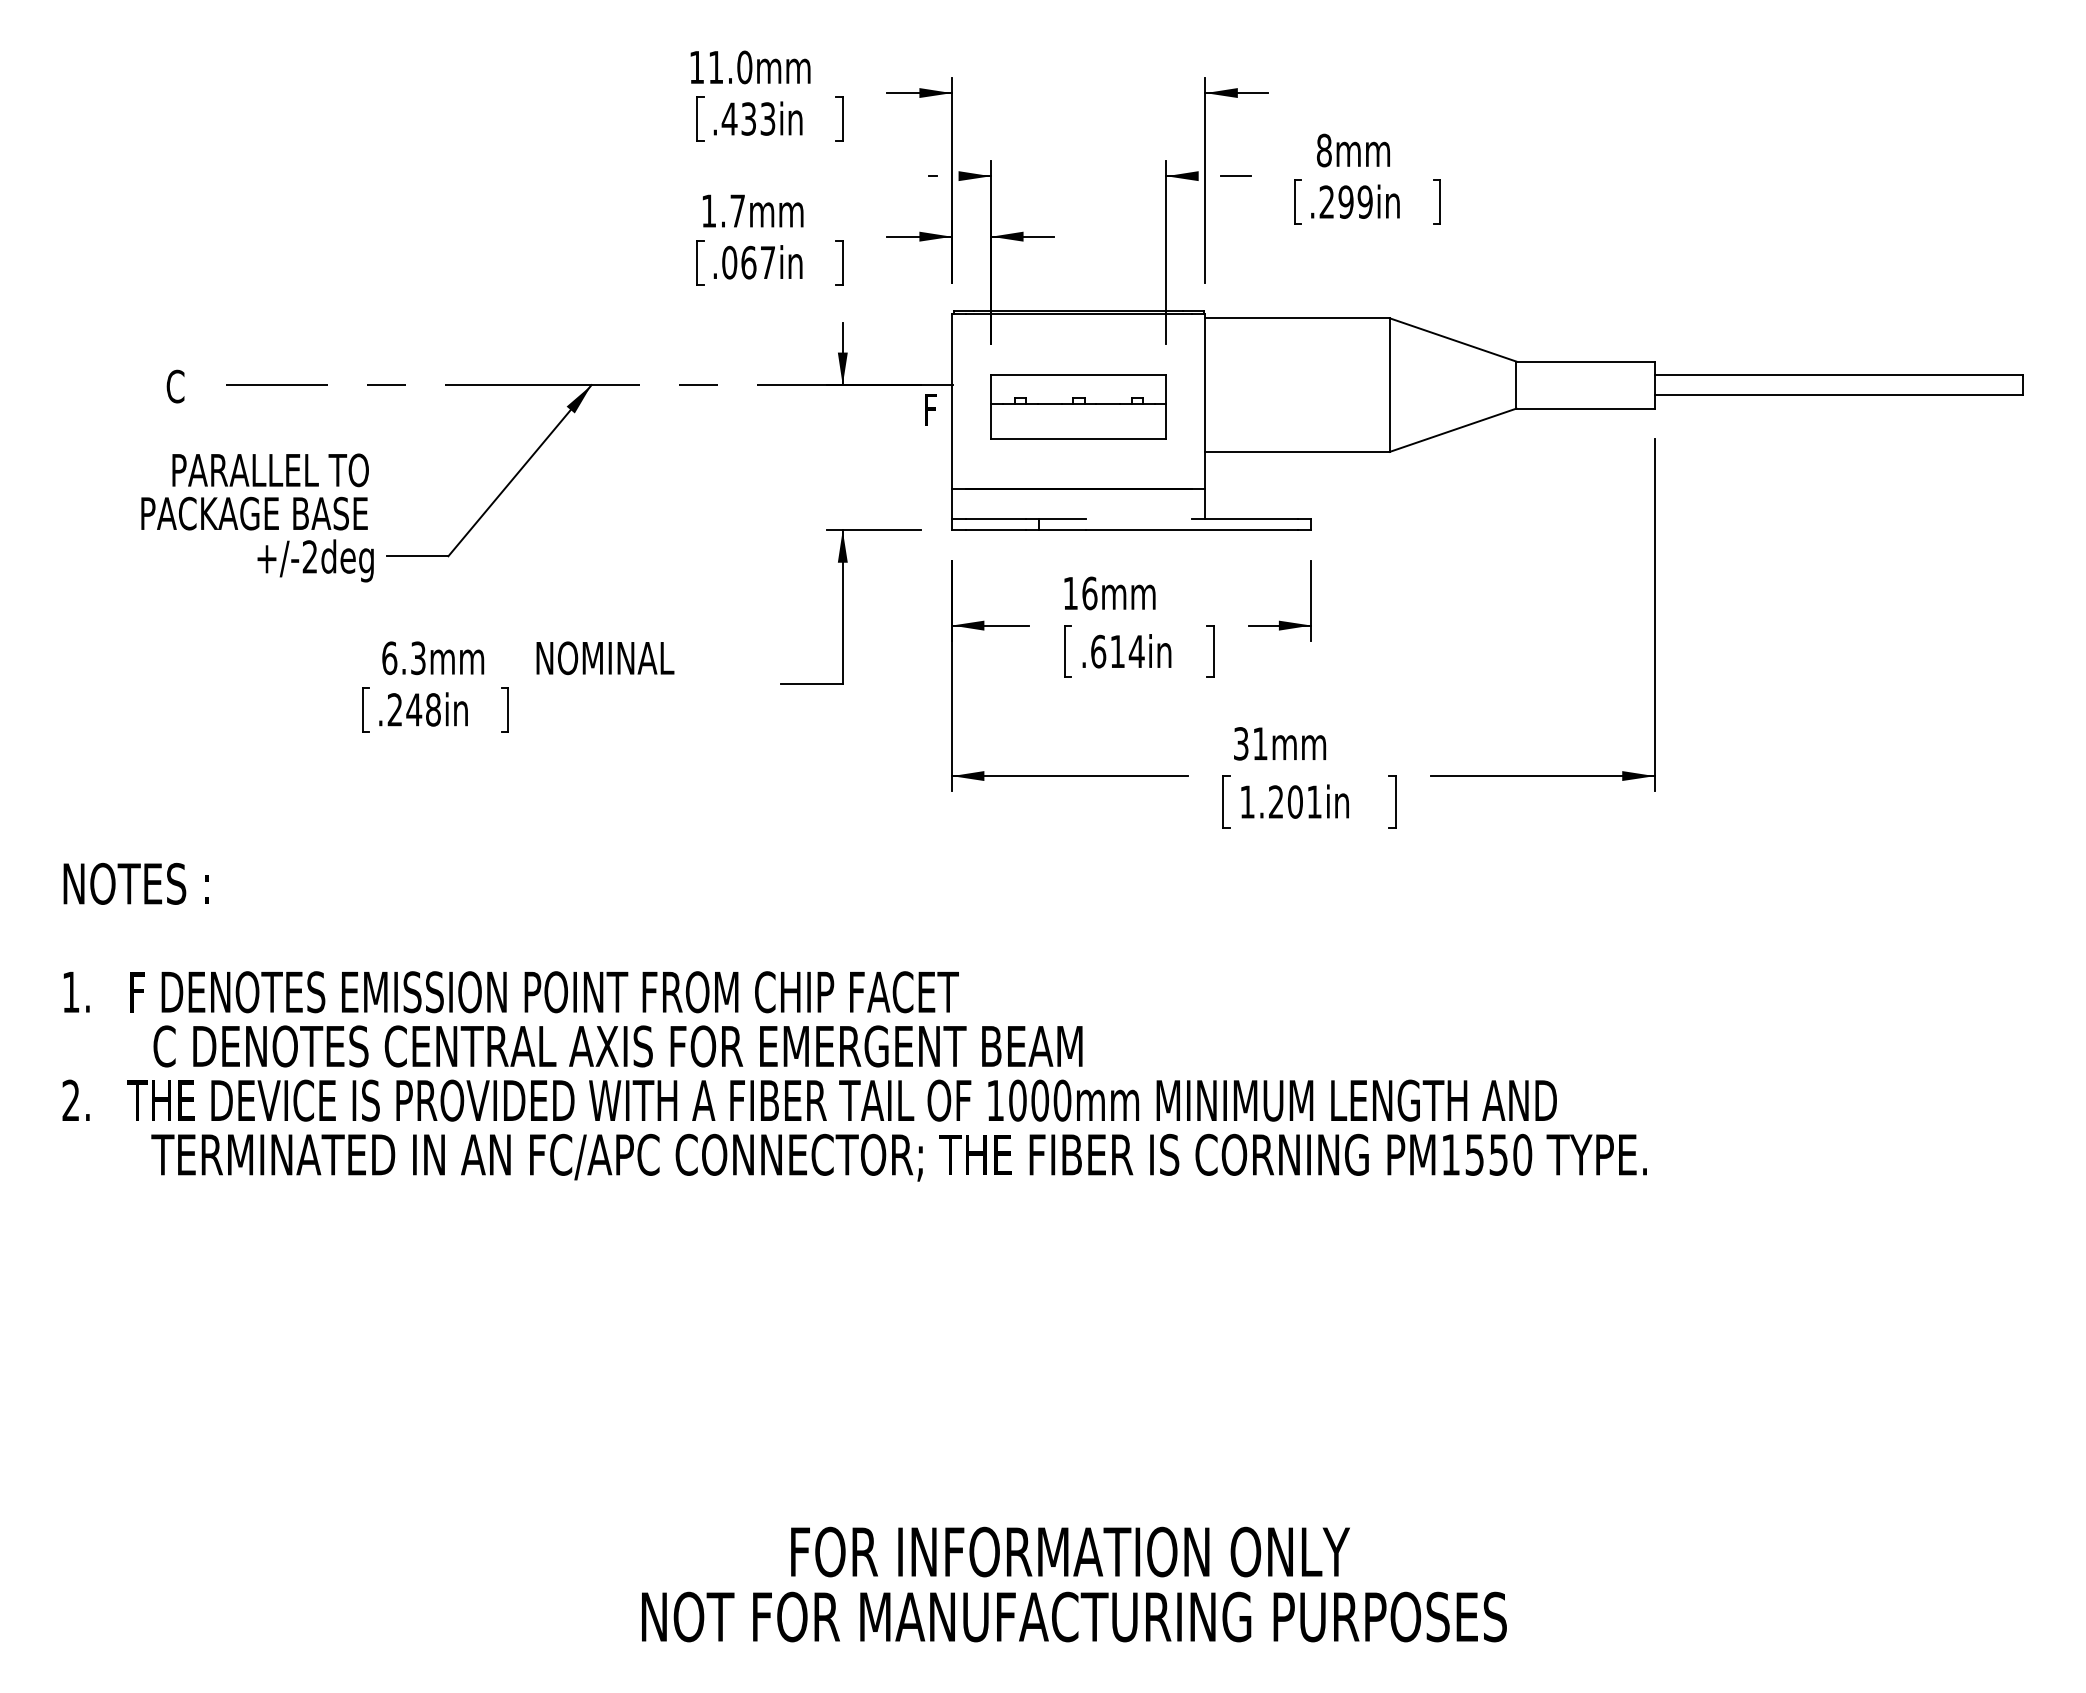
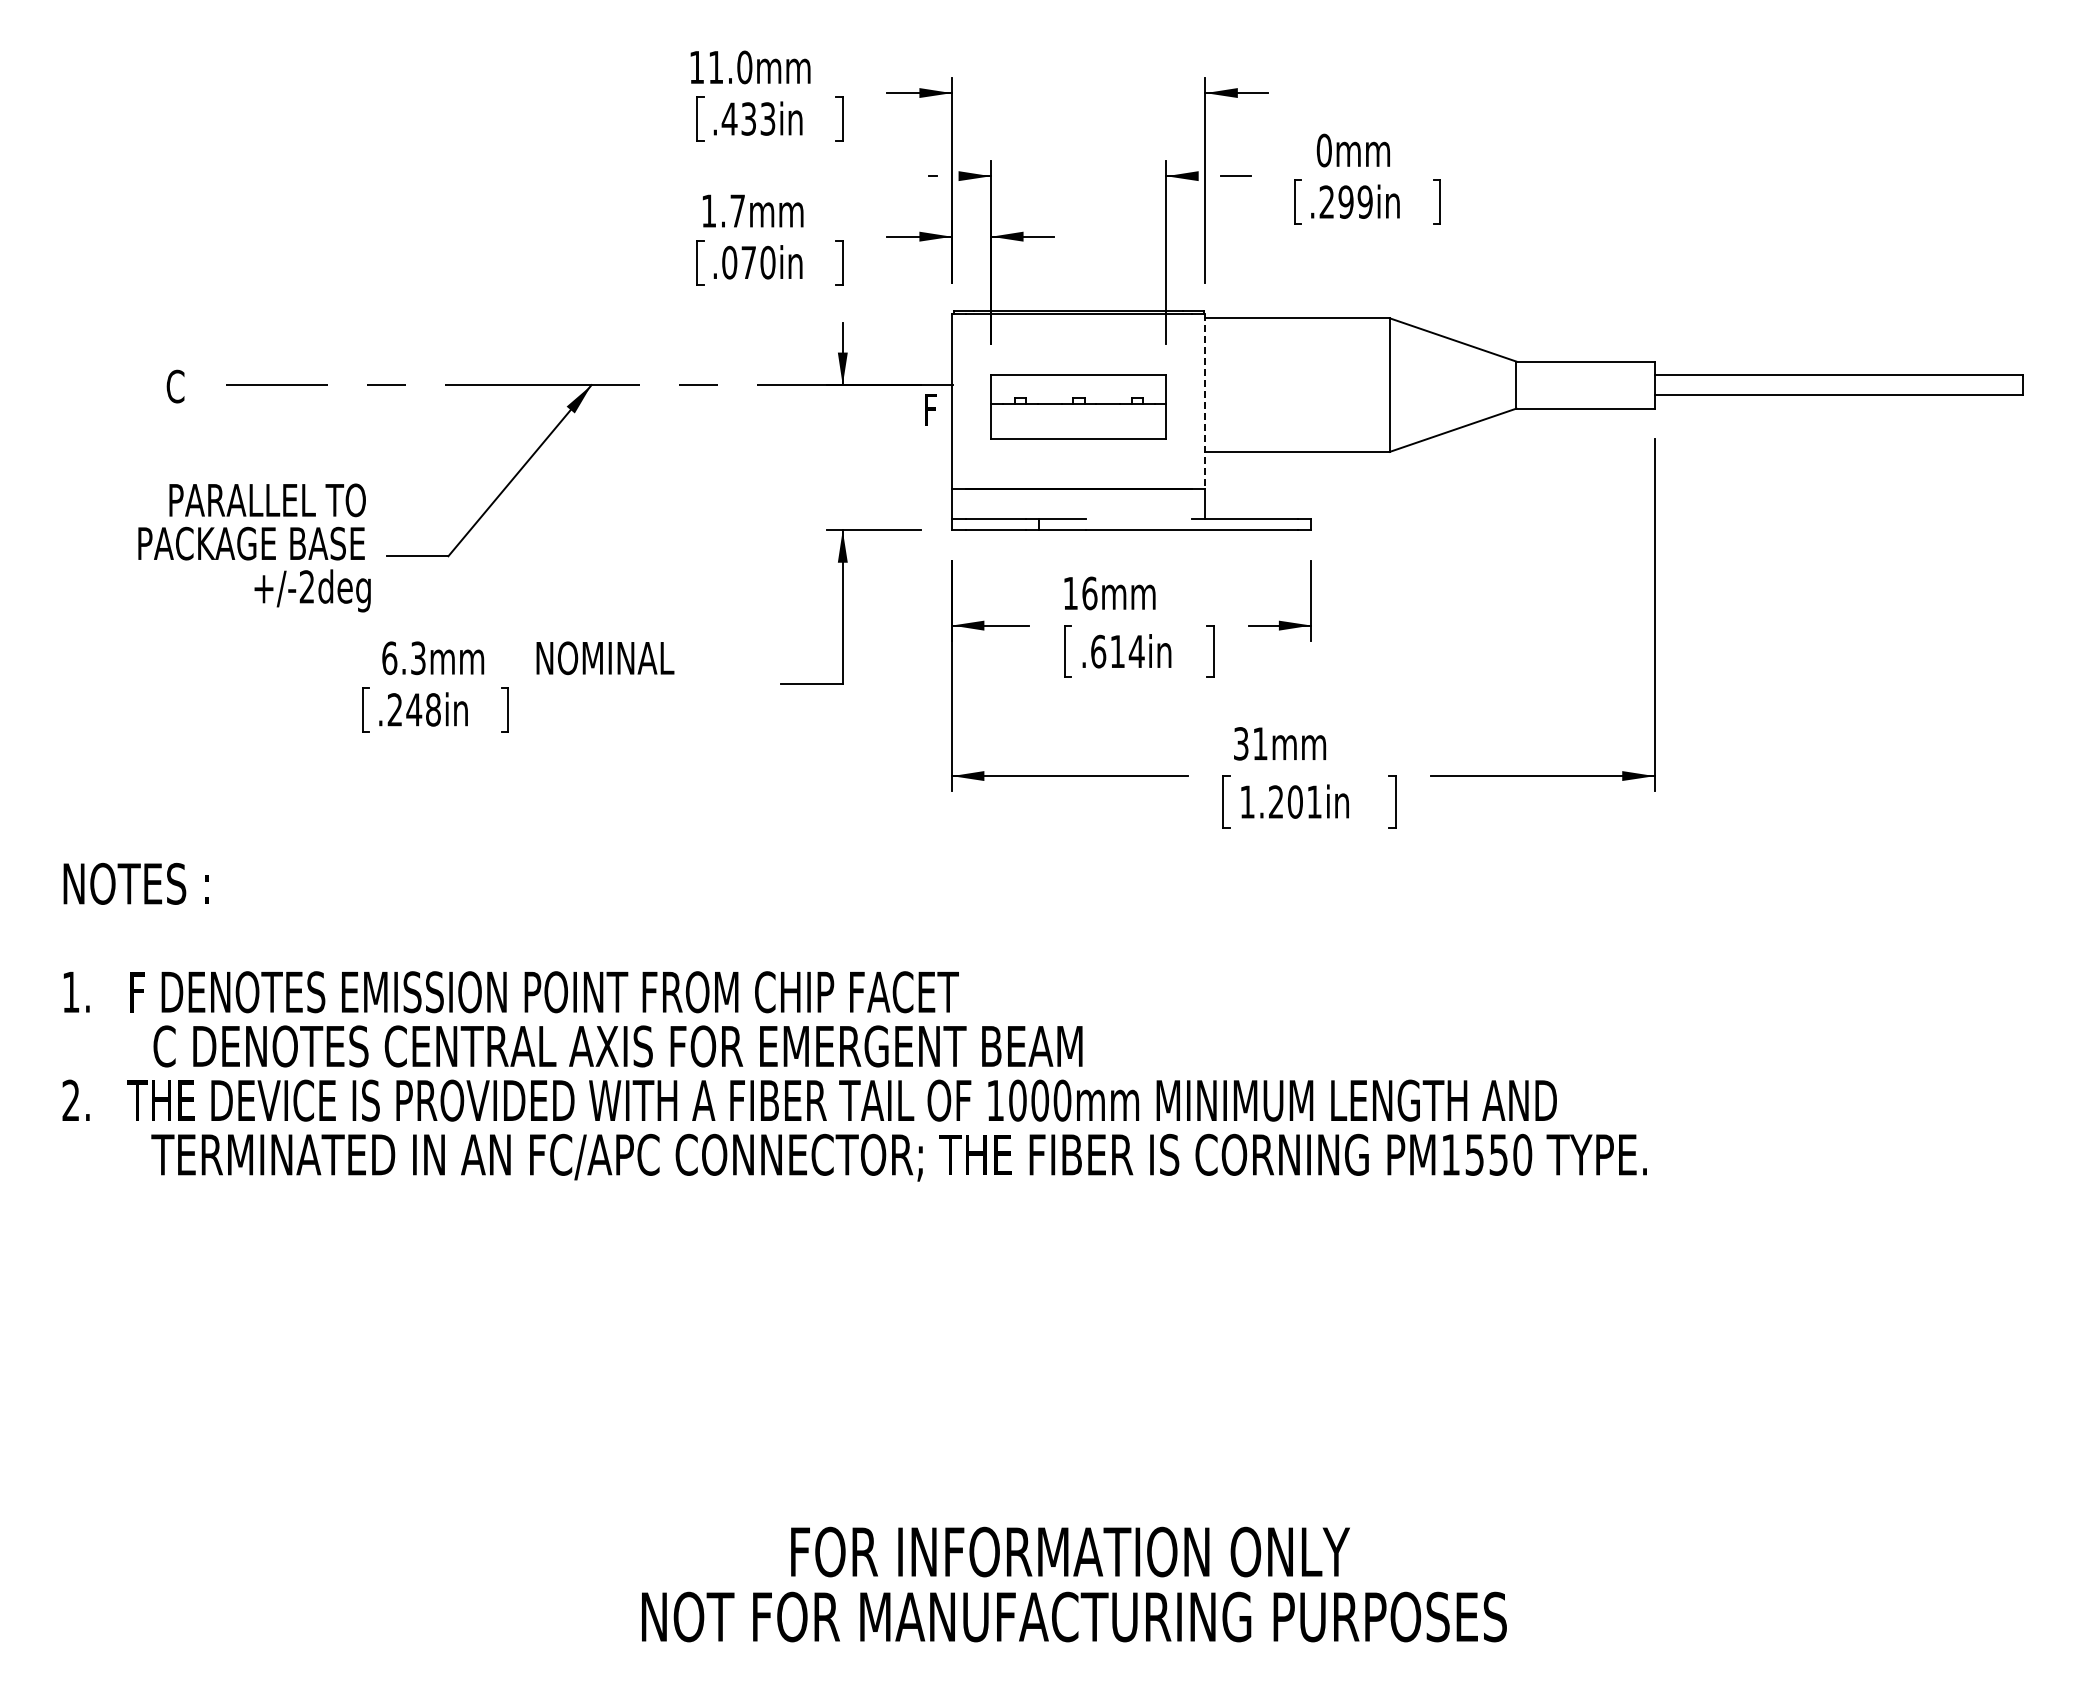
text: 8mm -> 0mm (1323, 150)
text: .067in -> .070in (758, 262)
line: solid -> dashed (1205, 401)
text position: (257, 517) -> (254, 547) (254, 547)
